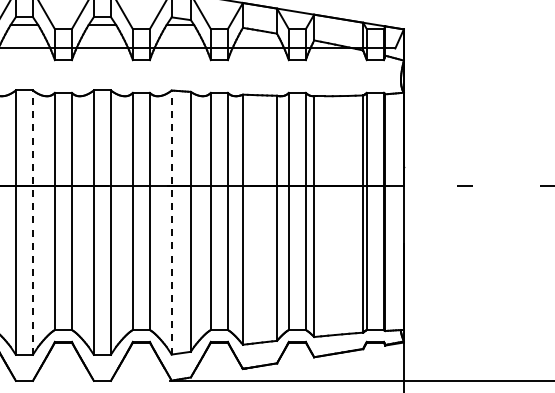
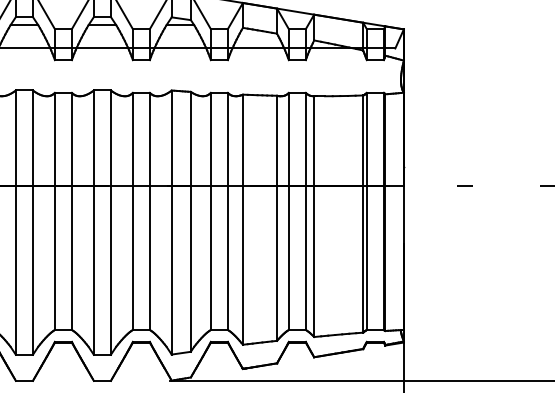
line: dashed -> solid (32, 222)
line: dashed -> solid (171, 222)
